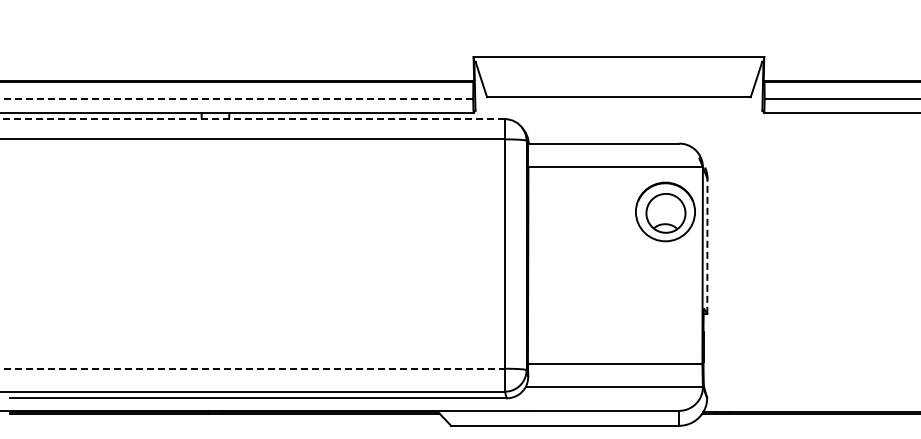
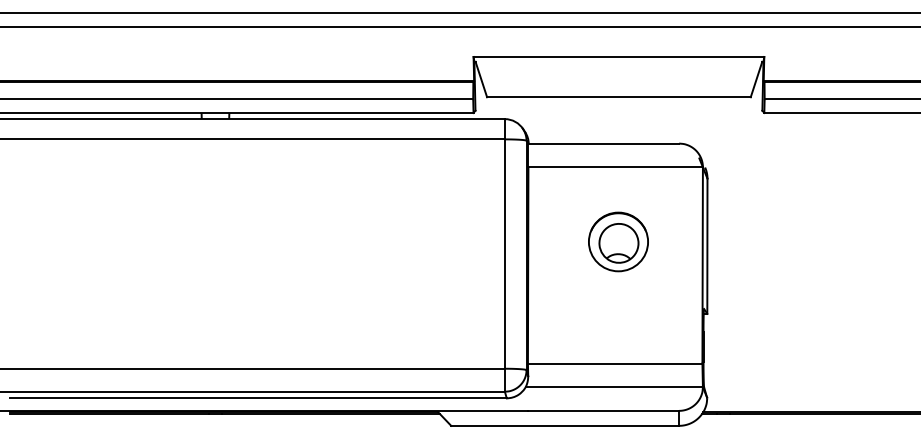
line: none -> present (459, 13)
line: none -> present (459, 26)
line: dashed -> solid (236, 99)
line: dashed -> solid (251, 119)
part position: (665, 211) -> (618, 241) (618, 241)
line: dashed -> solid (707, 246)
line: dashed -> solid (252, 368)
